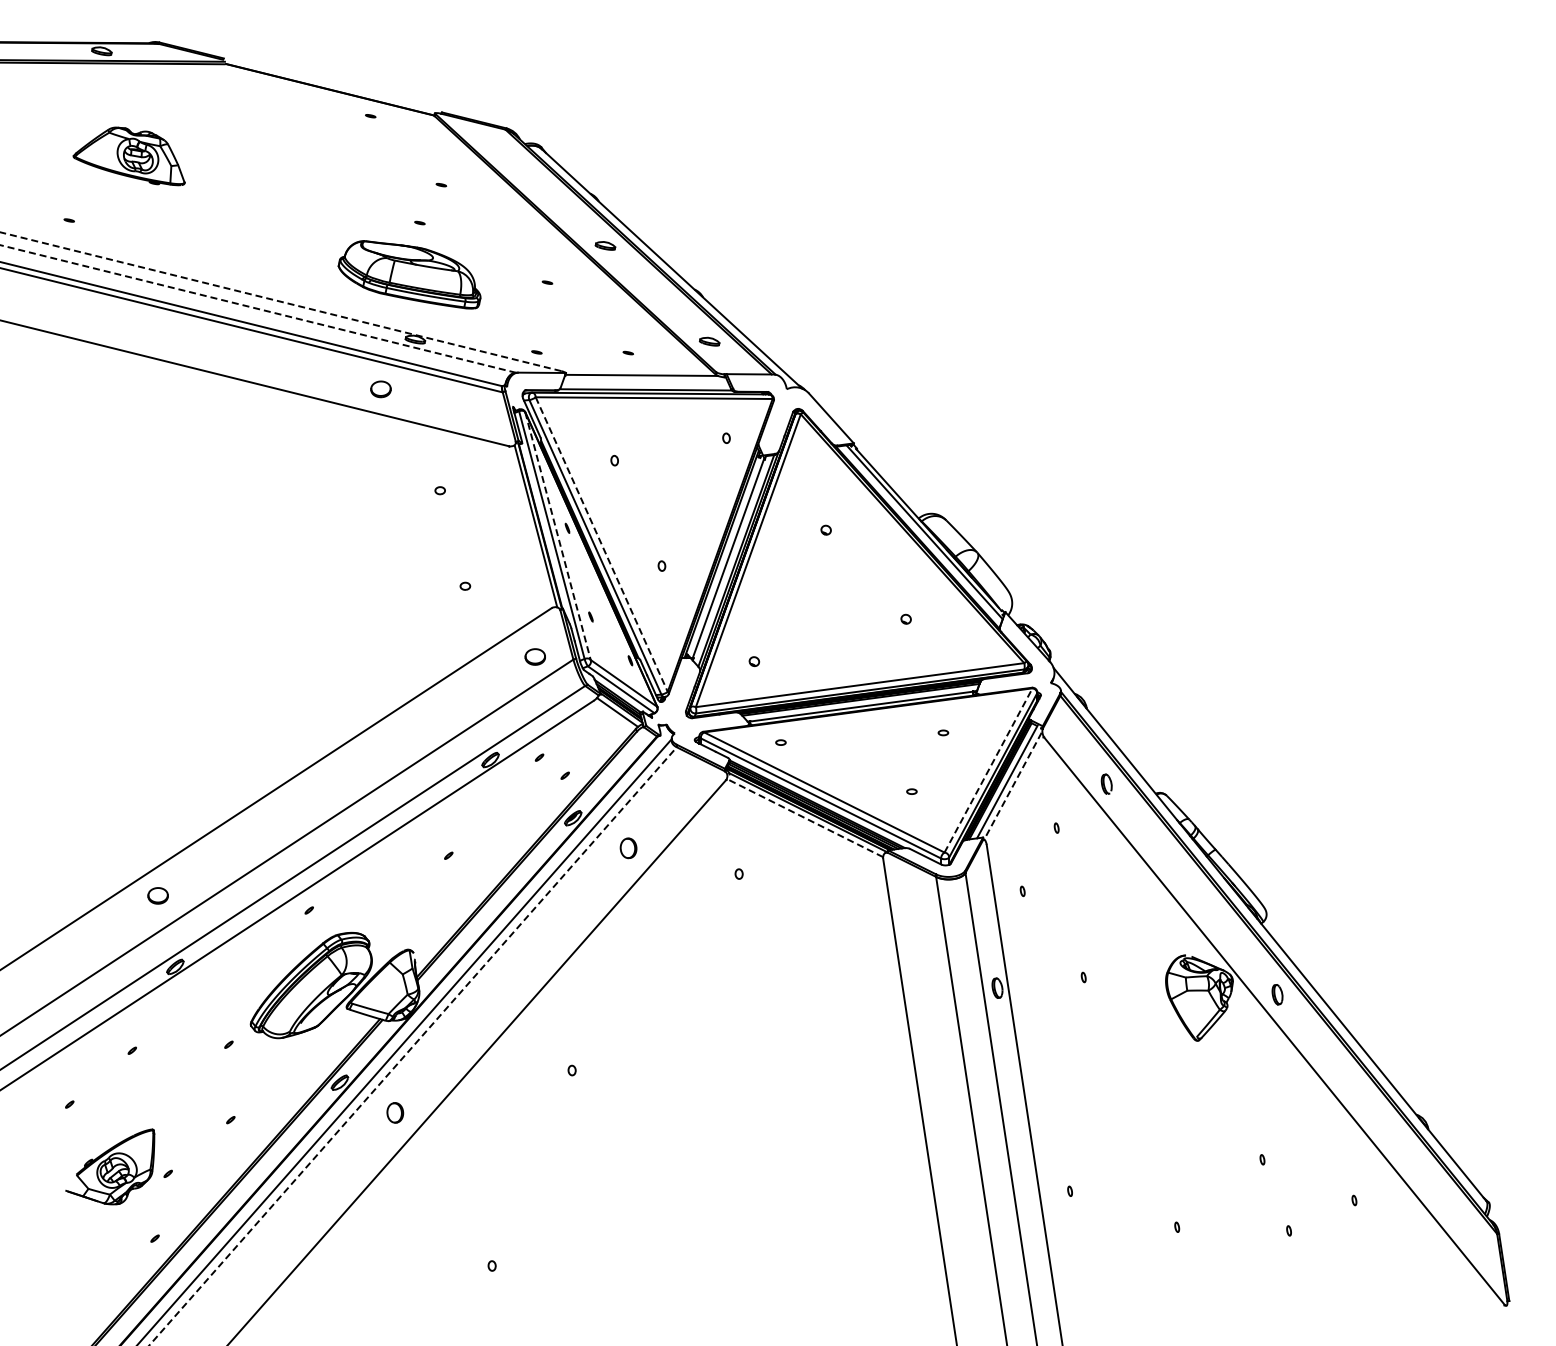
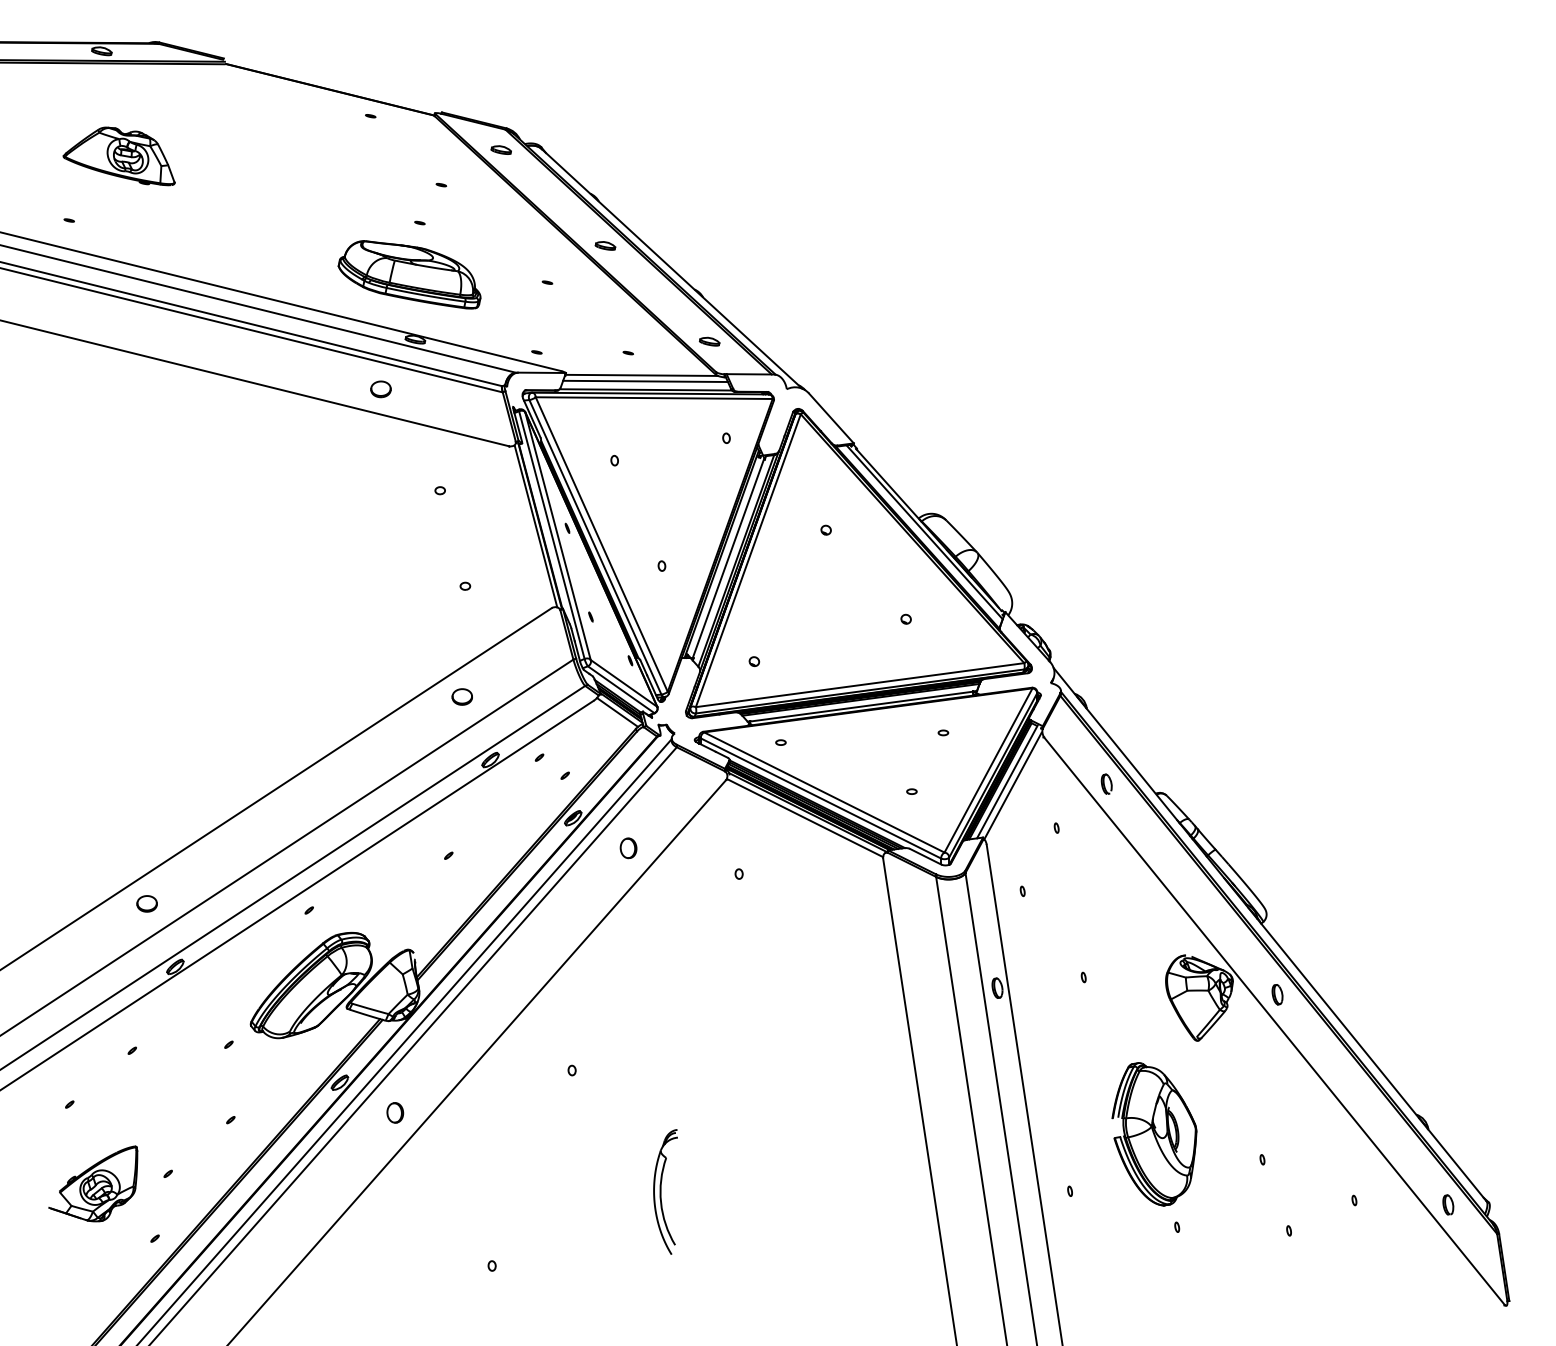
part: none -> present (500, 149)
part position: (128, 156) -> (118, 156) (118, 156)
line: dashed -> solid (280, 301)
line: dashed -> solid (258, 308)
line: none -> present (645, 381)
line: dashed -> solid (558, 536)
line: dashed -> solid (601, 545)
part position: (534, 656) -> (461, 696) (461, 696)
line: dashed -> solid (988, 770)
line: dashed -> solid (1012, 786)
line: dashed -> solid (804, 817)
part position: (157, 895) -> (146, 903) (146, 903)
line: dashed -> solid (413, 1046)
part: none -> present (1154, 1134)
part position: (110, 1166) -> (93, 1183) (93, 1183)
part: none -> present (665, 1191)
part: none -> present (1448, 1204)
